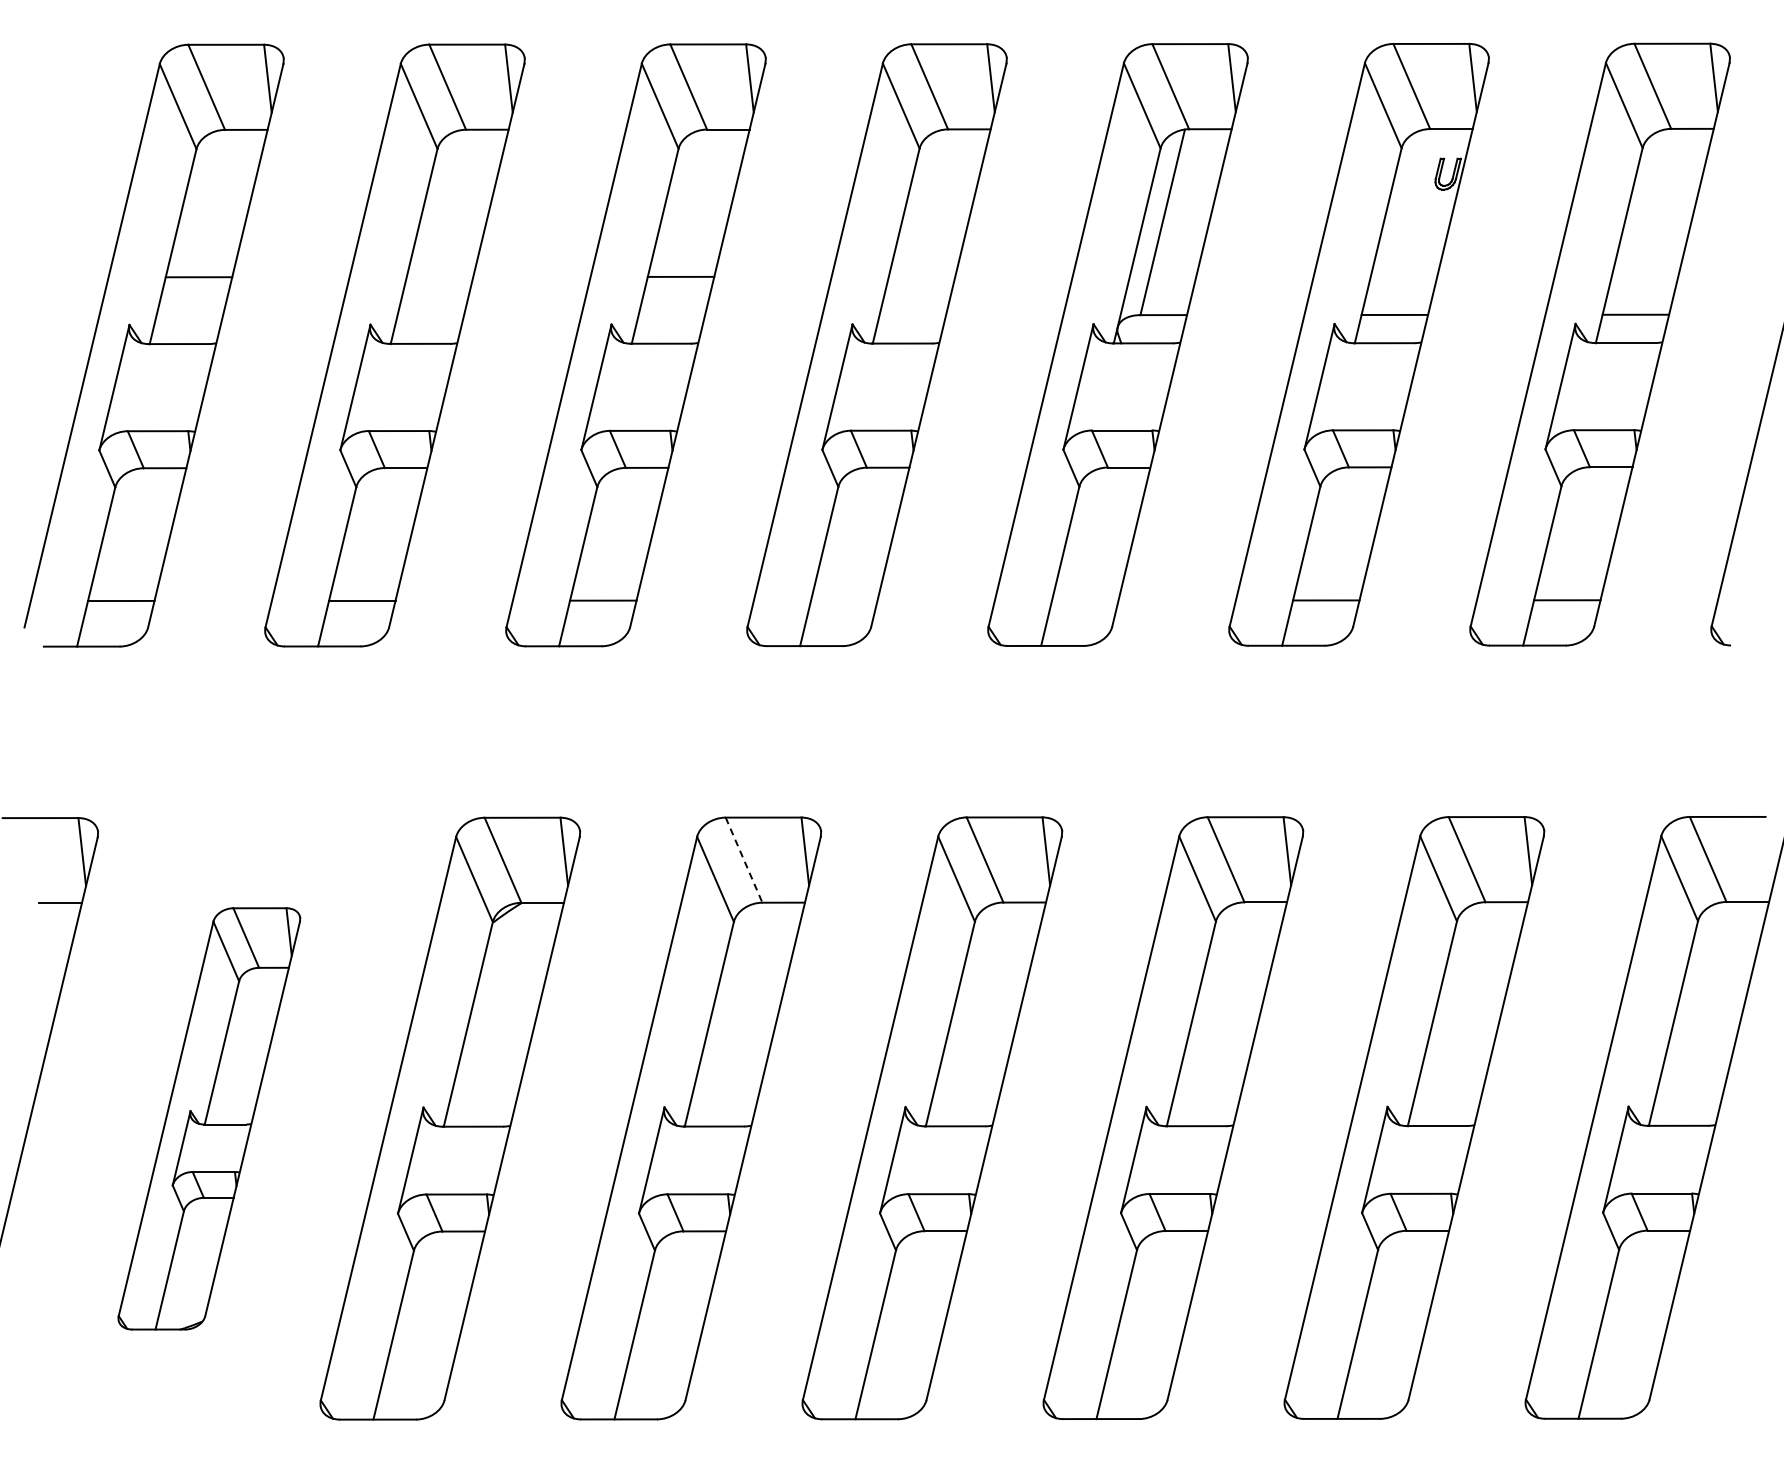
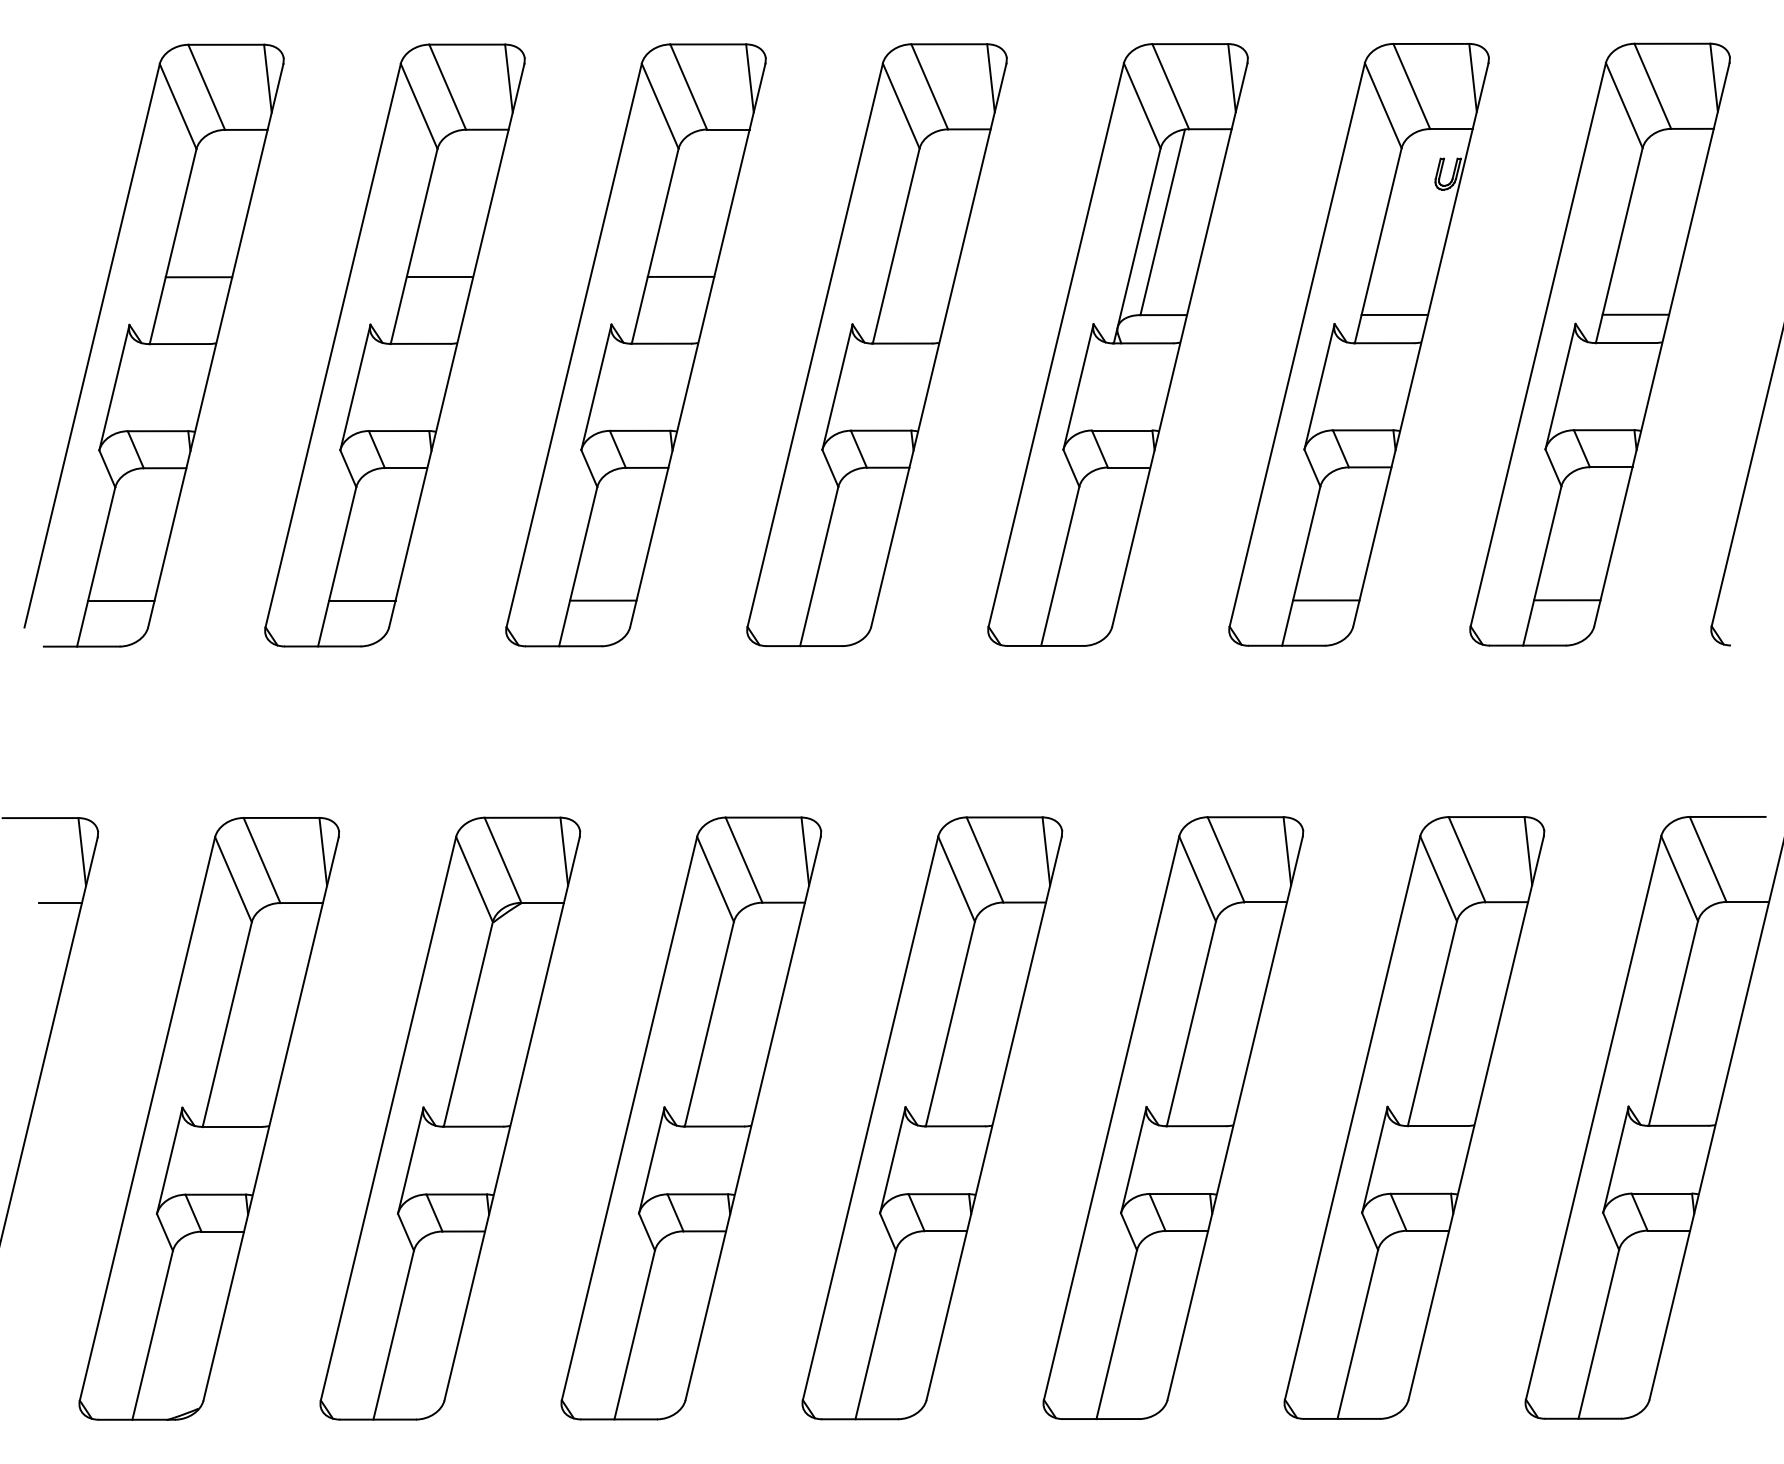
line: none -> present (439, 277)
line: dashed -> solid (744, 860)
part size: 185x424 px -> 263x604 px (209, 1118)
